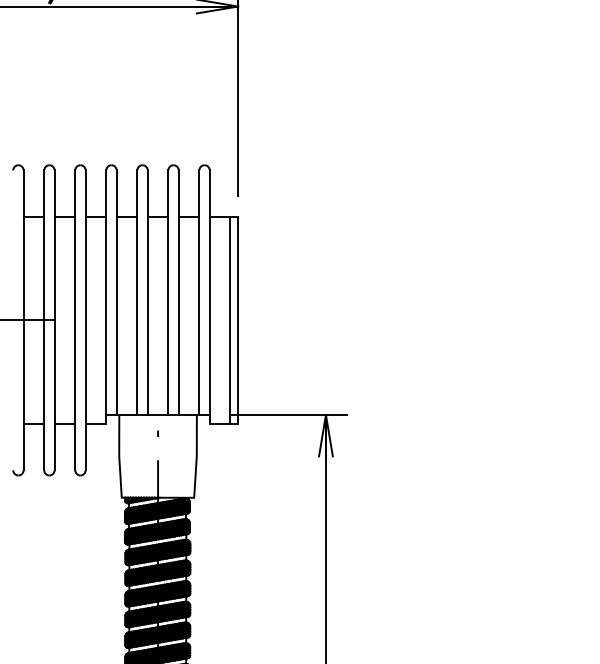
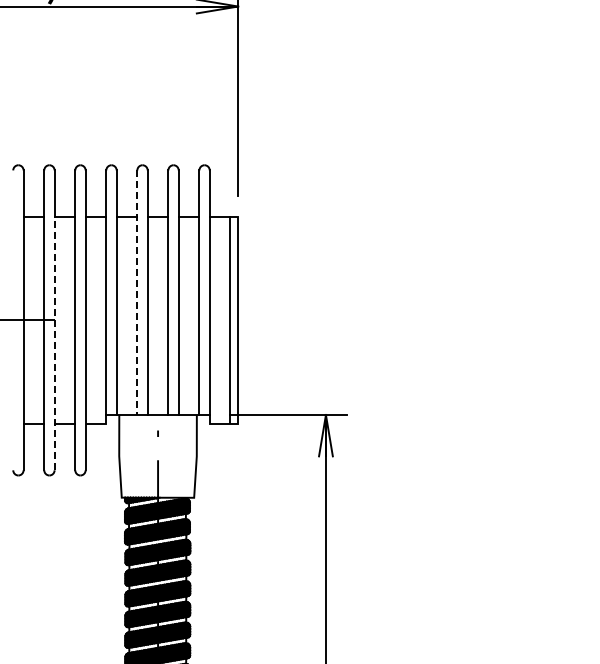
line: solid -> dashed (137, 293)
line: solid -> dashed (54, 343)
